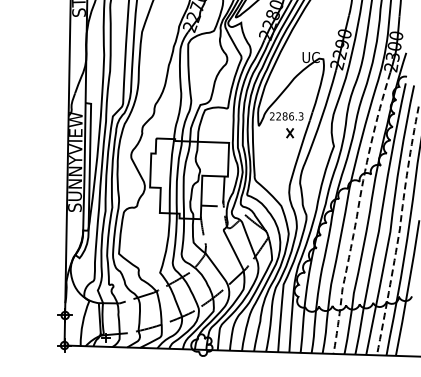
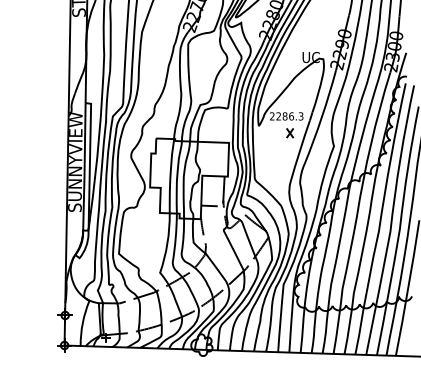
line: dashed -> solid (357, 213)
line: dashed -> solid (399, 232)
